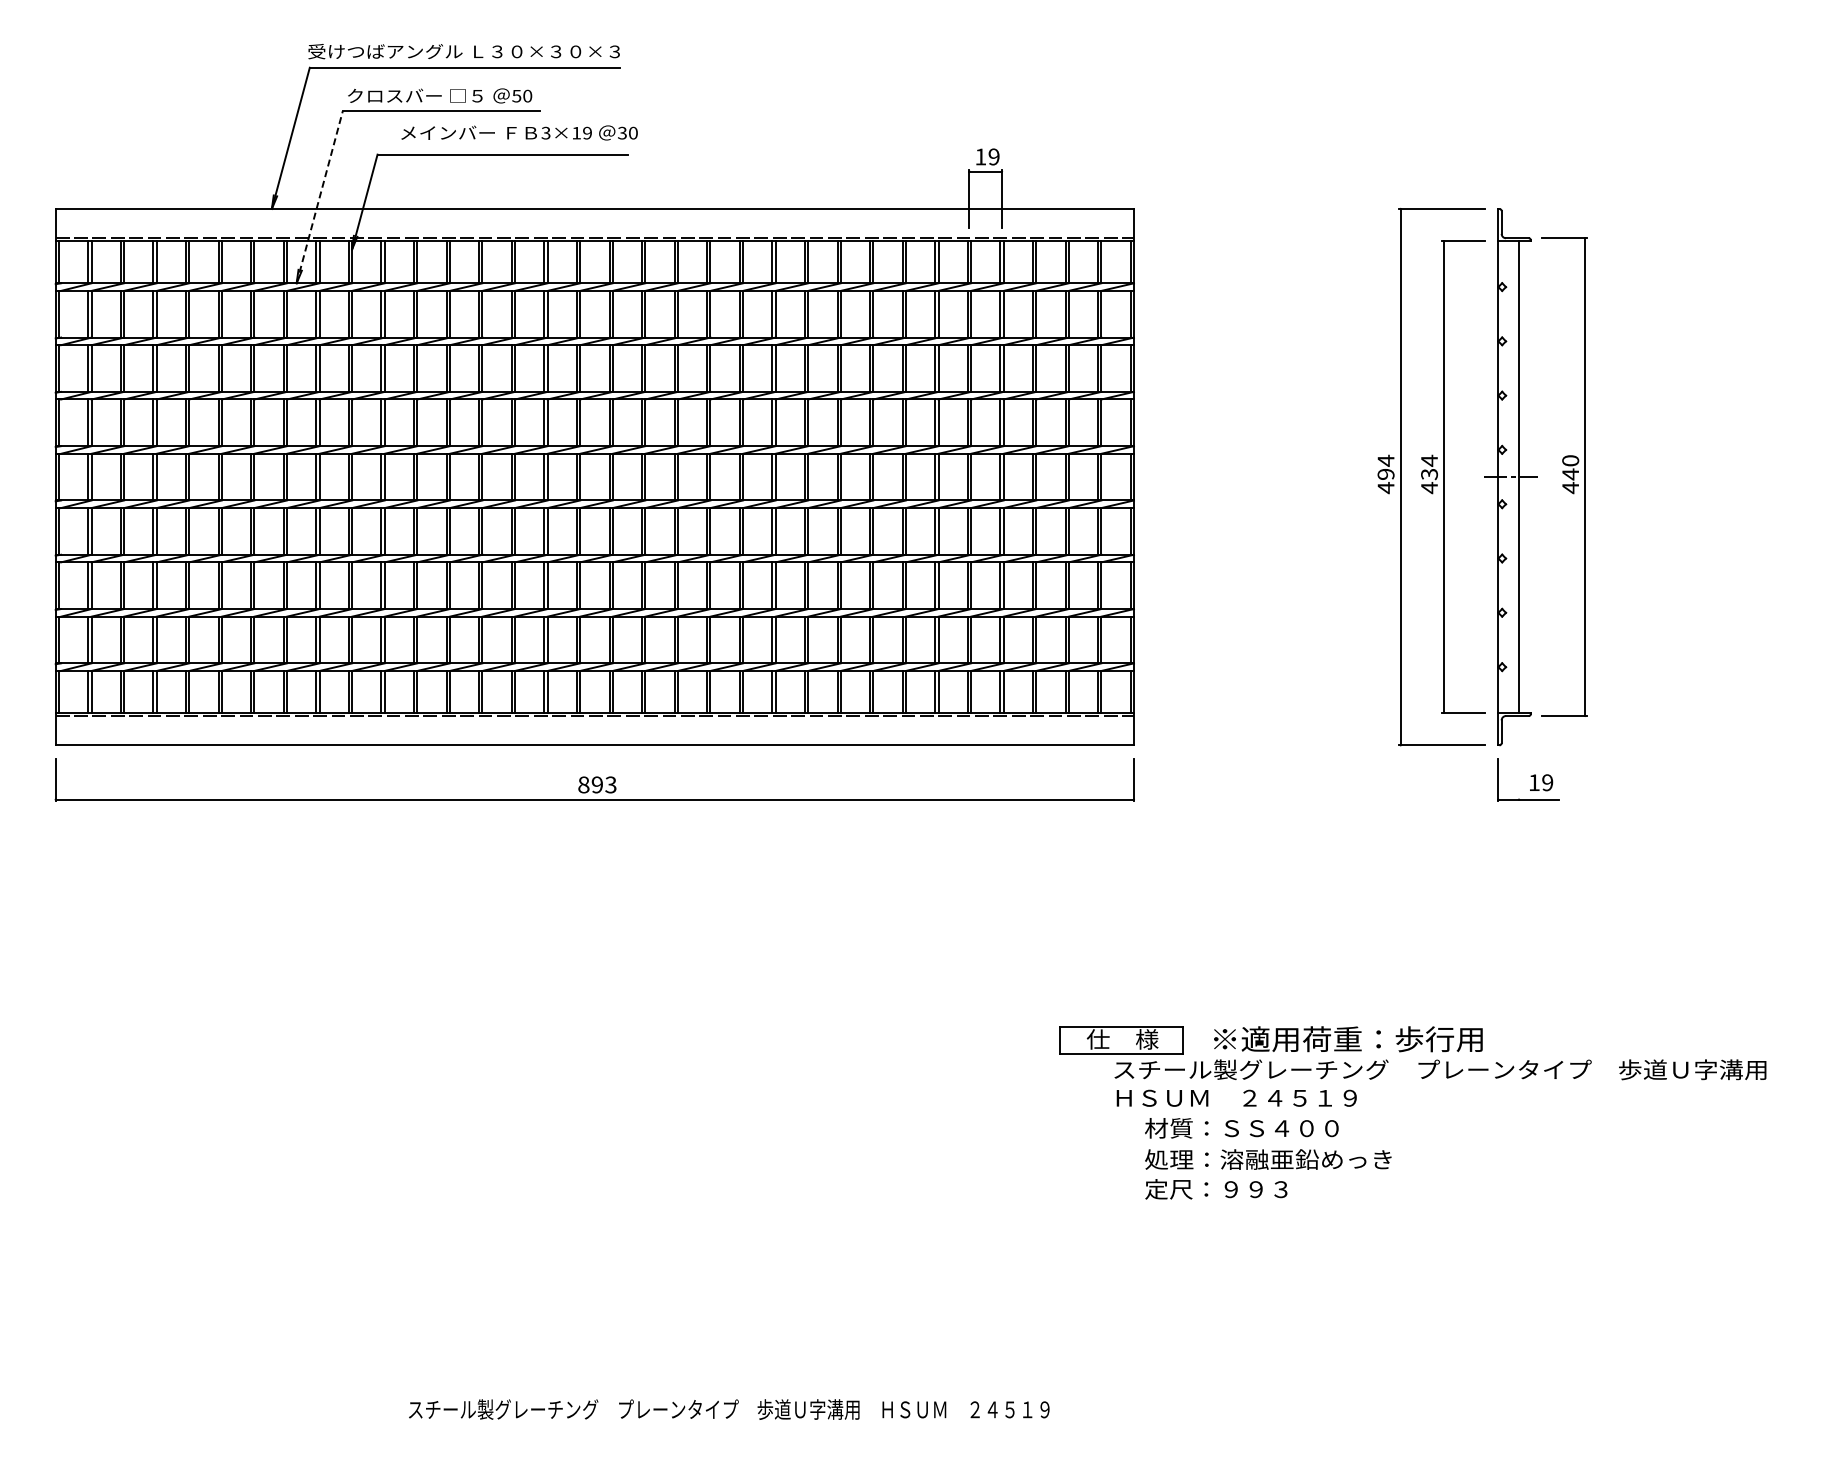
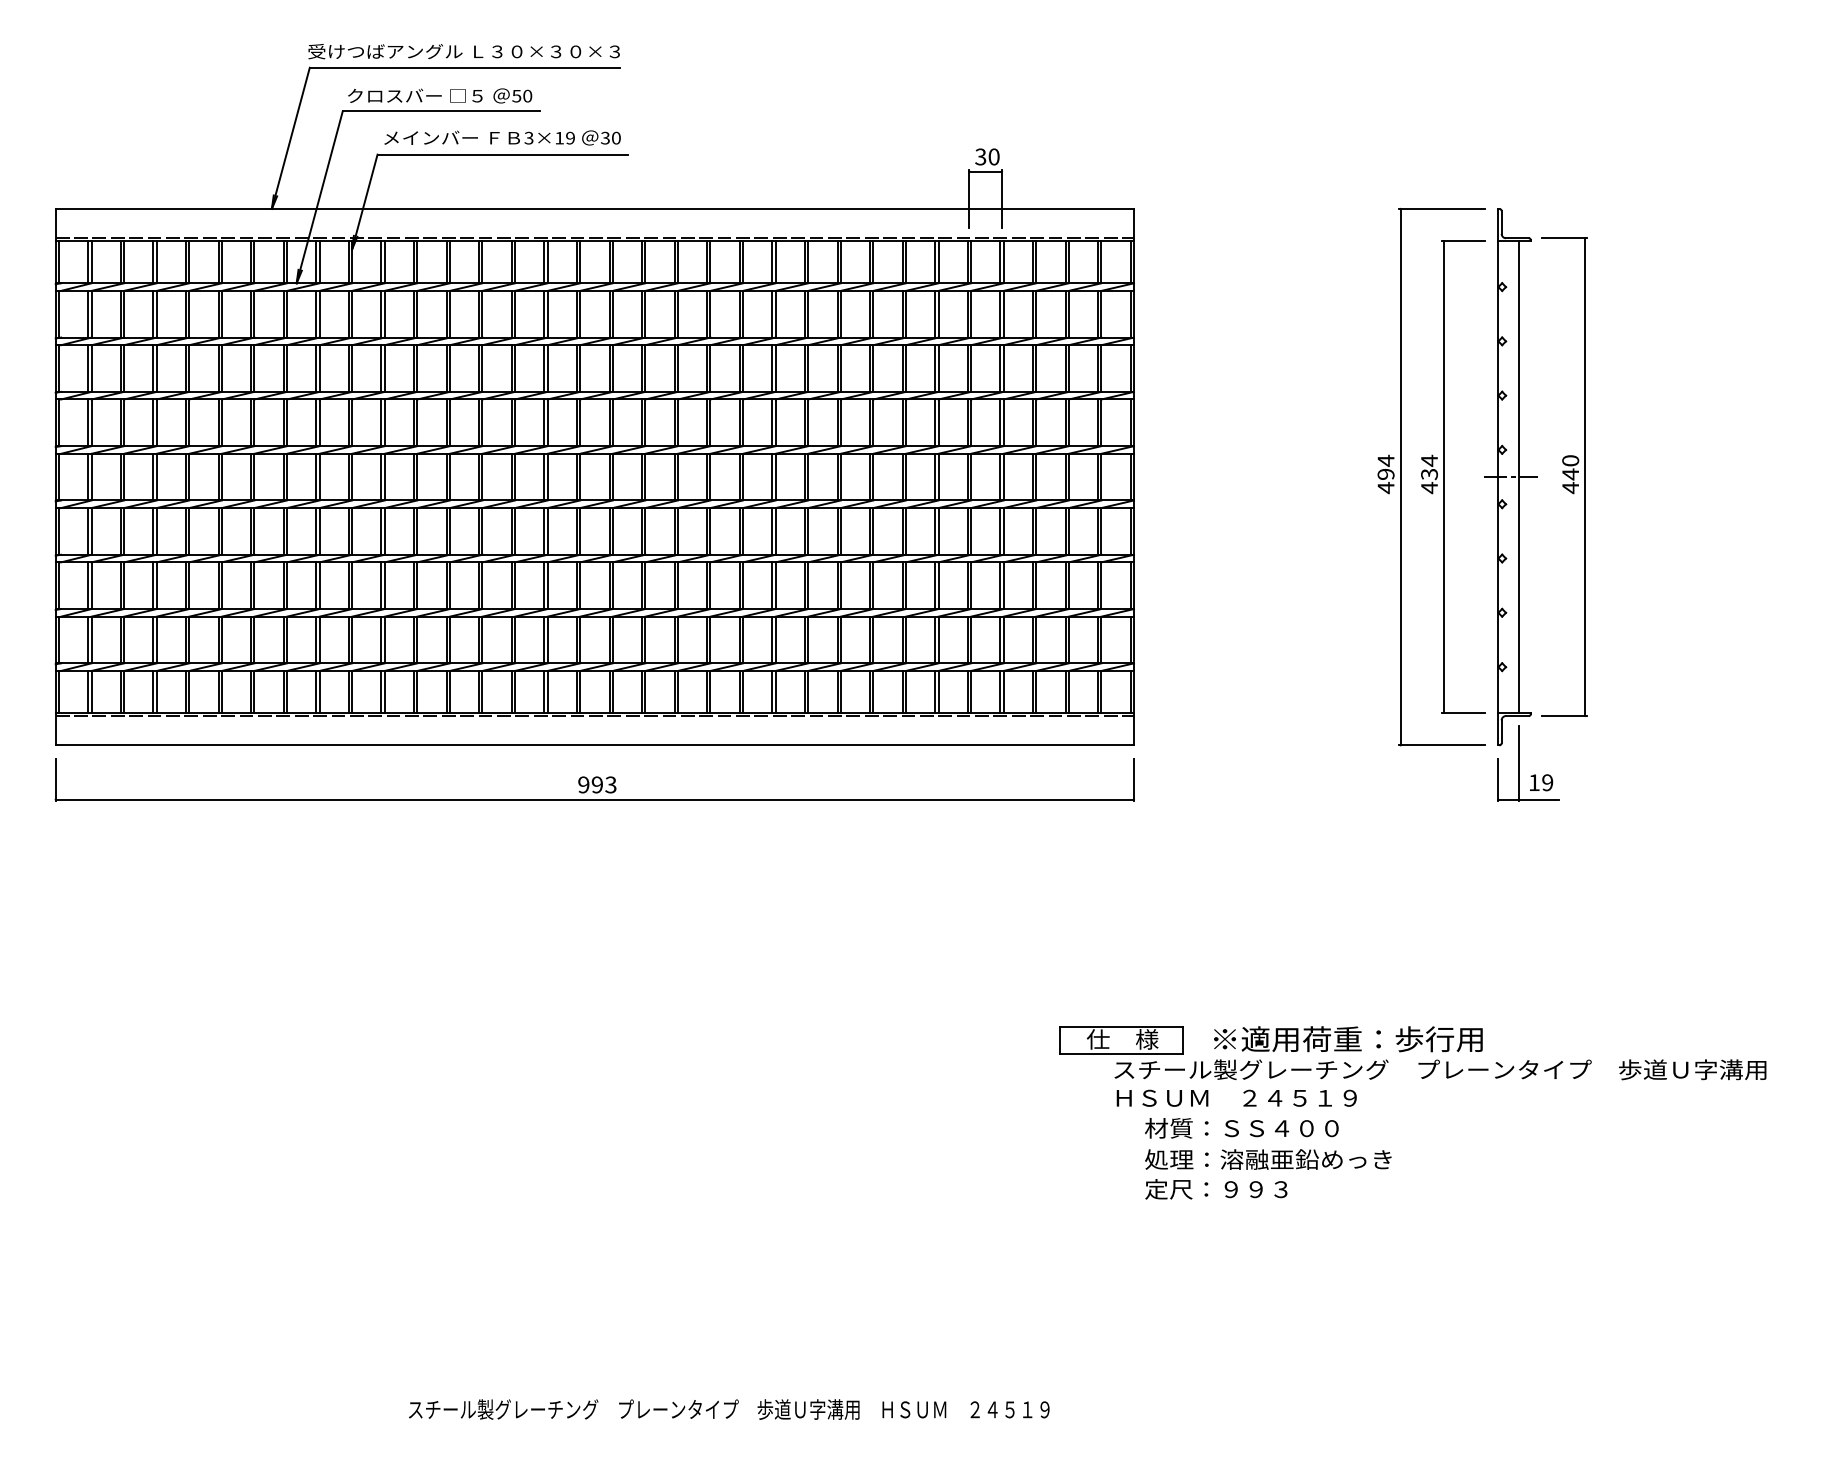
text position: (519, 132) -> (502, 137) (502, 137)
text: 19 -> 30 (987, 156)
line: dashed -> solid (319, 196)
line: none -> present (1519, 763)
text: 893 -> 993 (583, 784)
